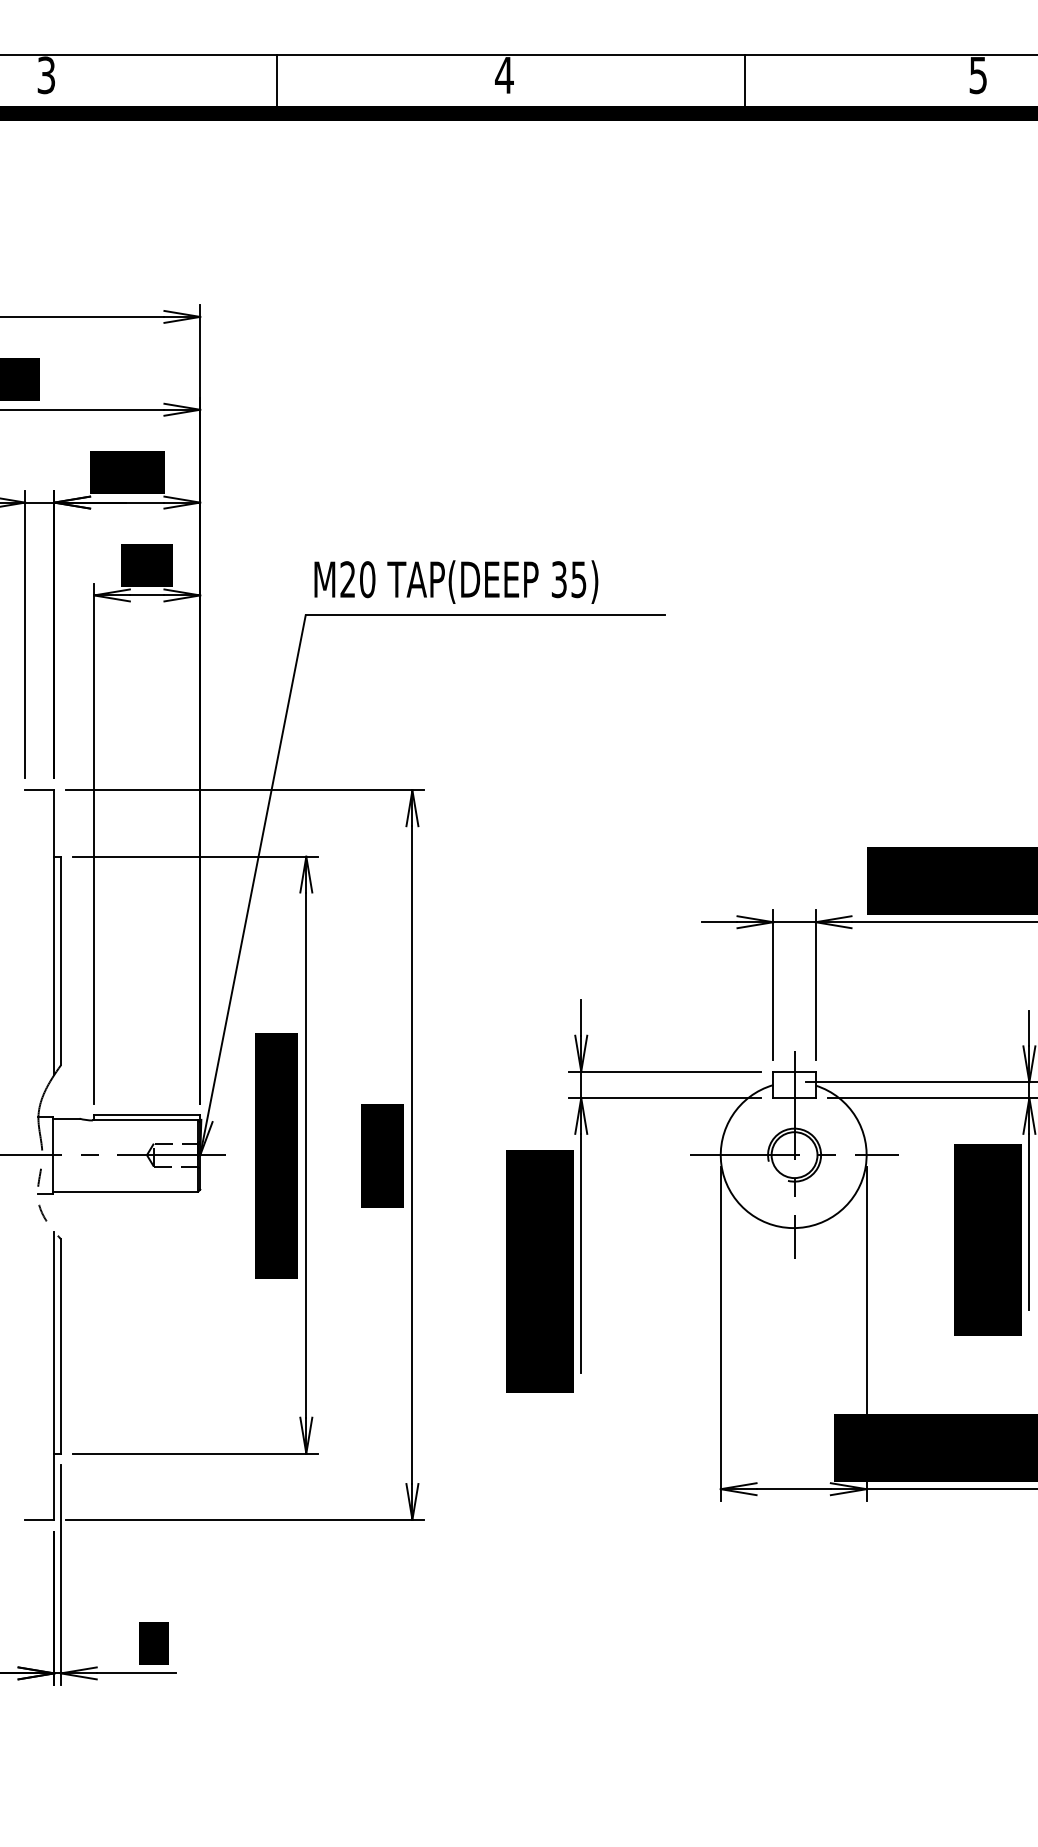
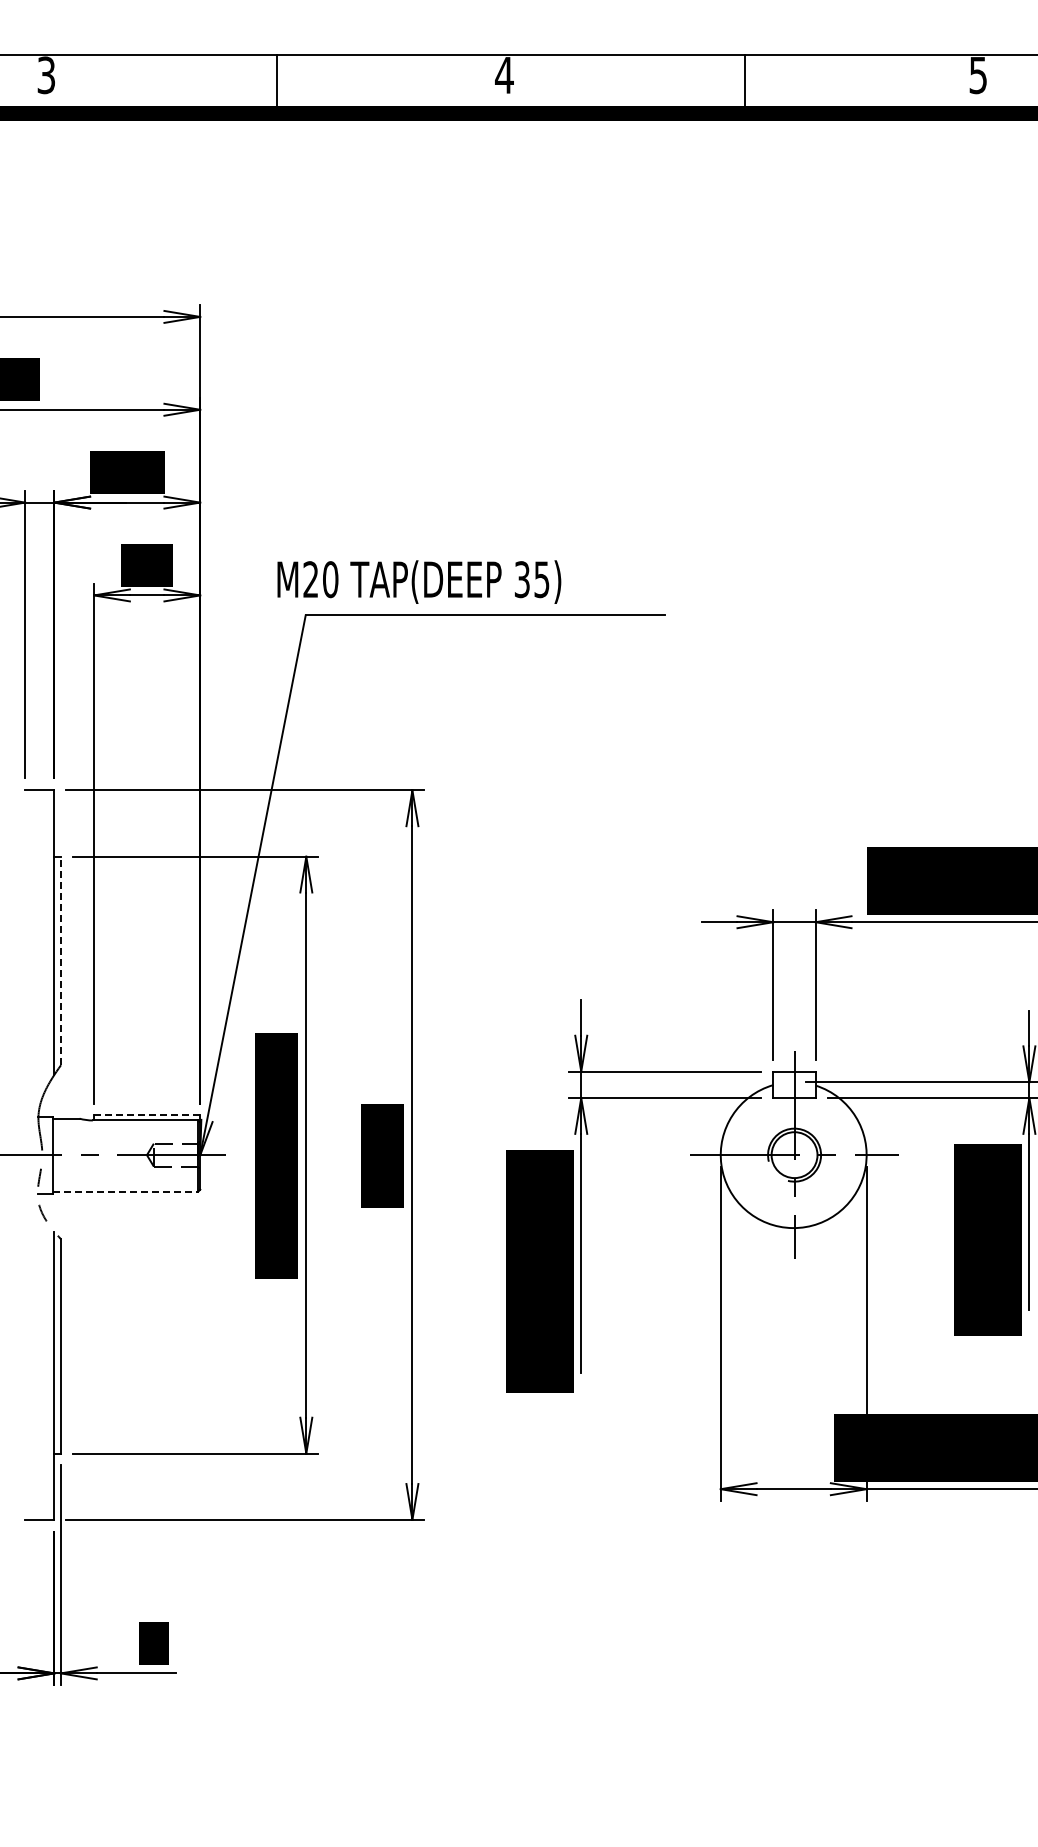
text position: (456, 581) -> (419, 581) (419, 581)
line: solid -> dashed (61, 960)
line: solid -> dashed (147, 1115)
line: solid -> dashed (125, 1191)
